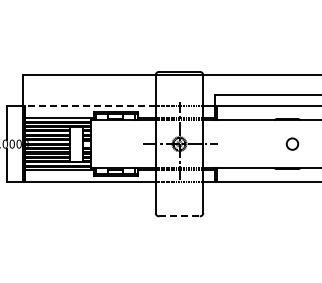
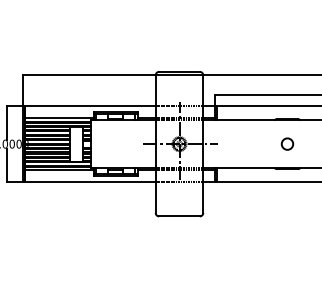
line: dashed -> solid (89, 106)
circle position: (292, 143) -> (287, 143) (287, 143)
line: dashed -> solid (179, 216)
